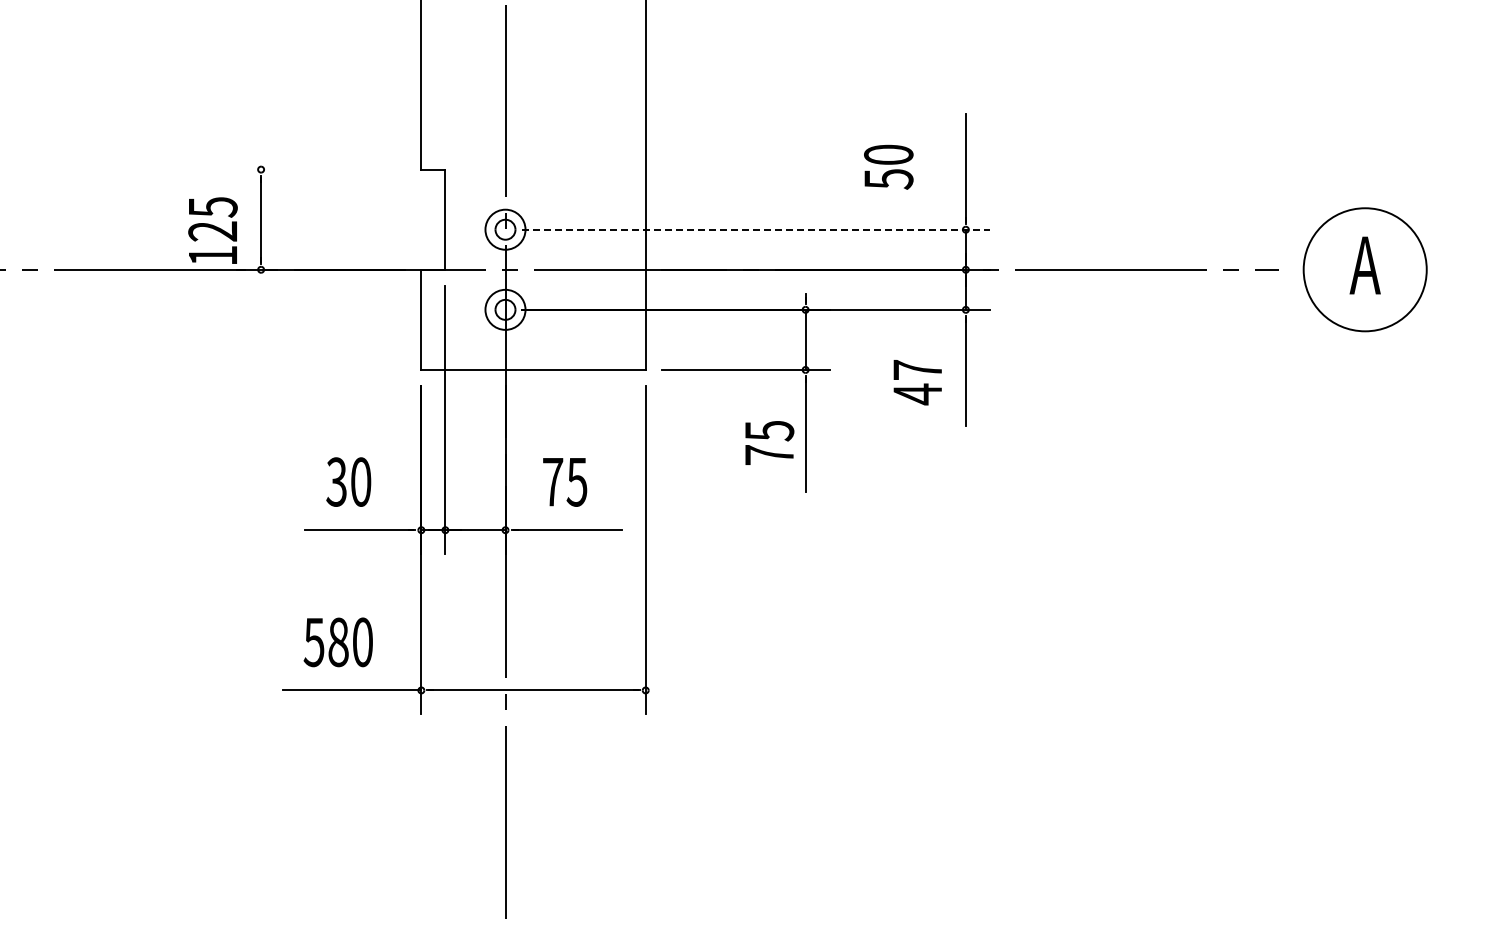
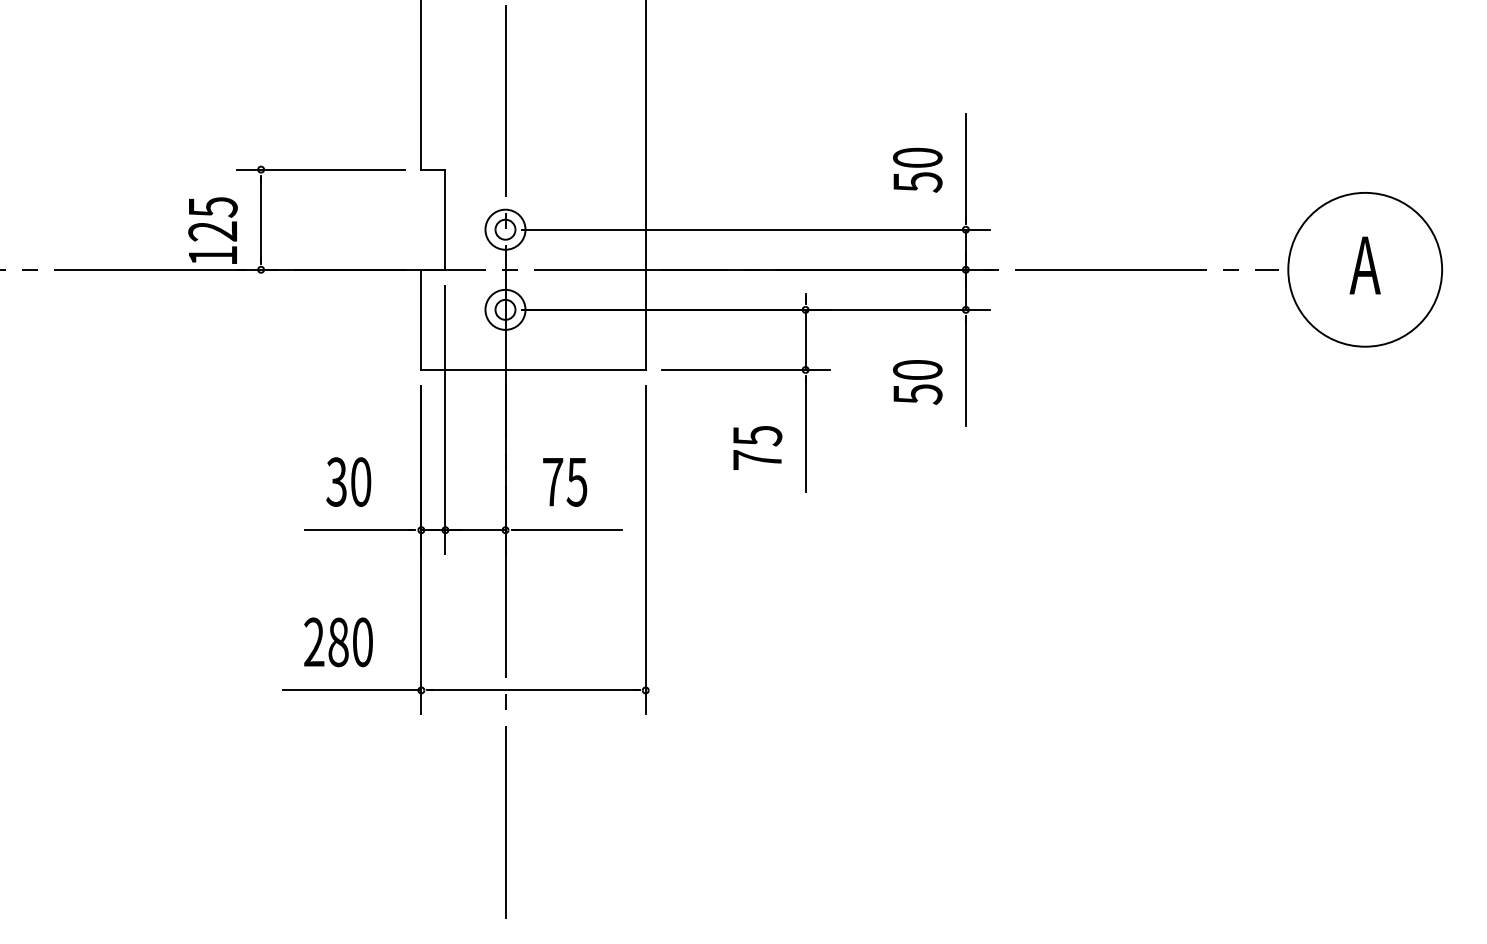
text position: (888, 166) -> (917, 169) (917, 169)
line: none -> present (321, 169)
line: dashed -> solid (756, 229)
circle diameter: 123 px -> 154 px (1365, 269)
text: 47 -> 50 (917, 382)
text position: (769, 442) -> (757, 447) (757, 447)
text: 580 -> 280 (313, 642)
